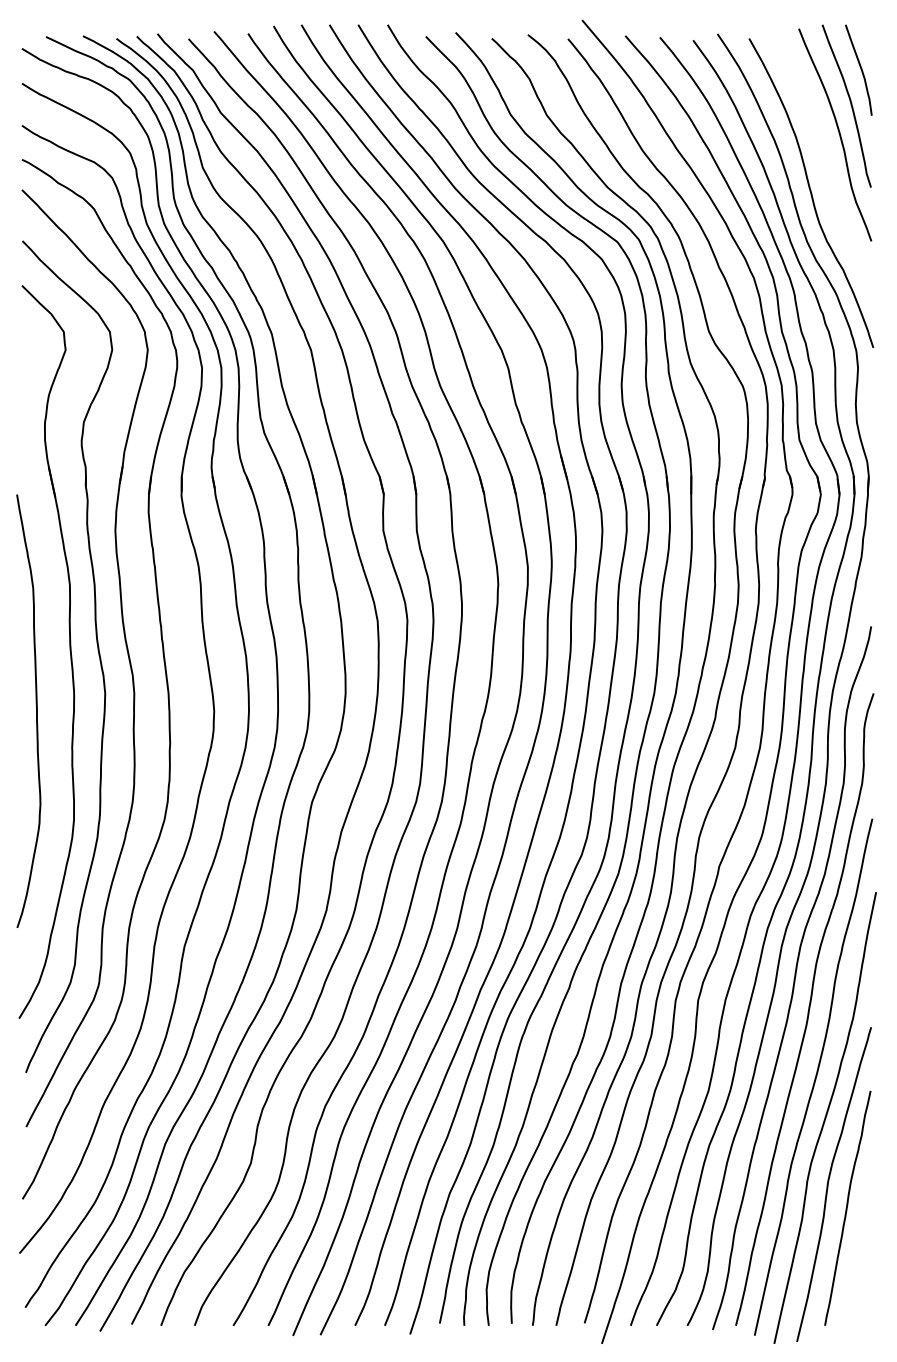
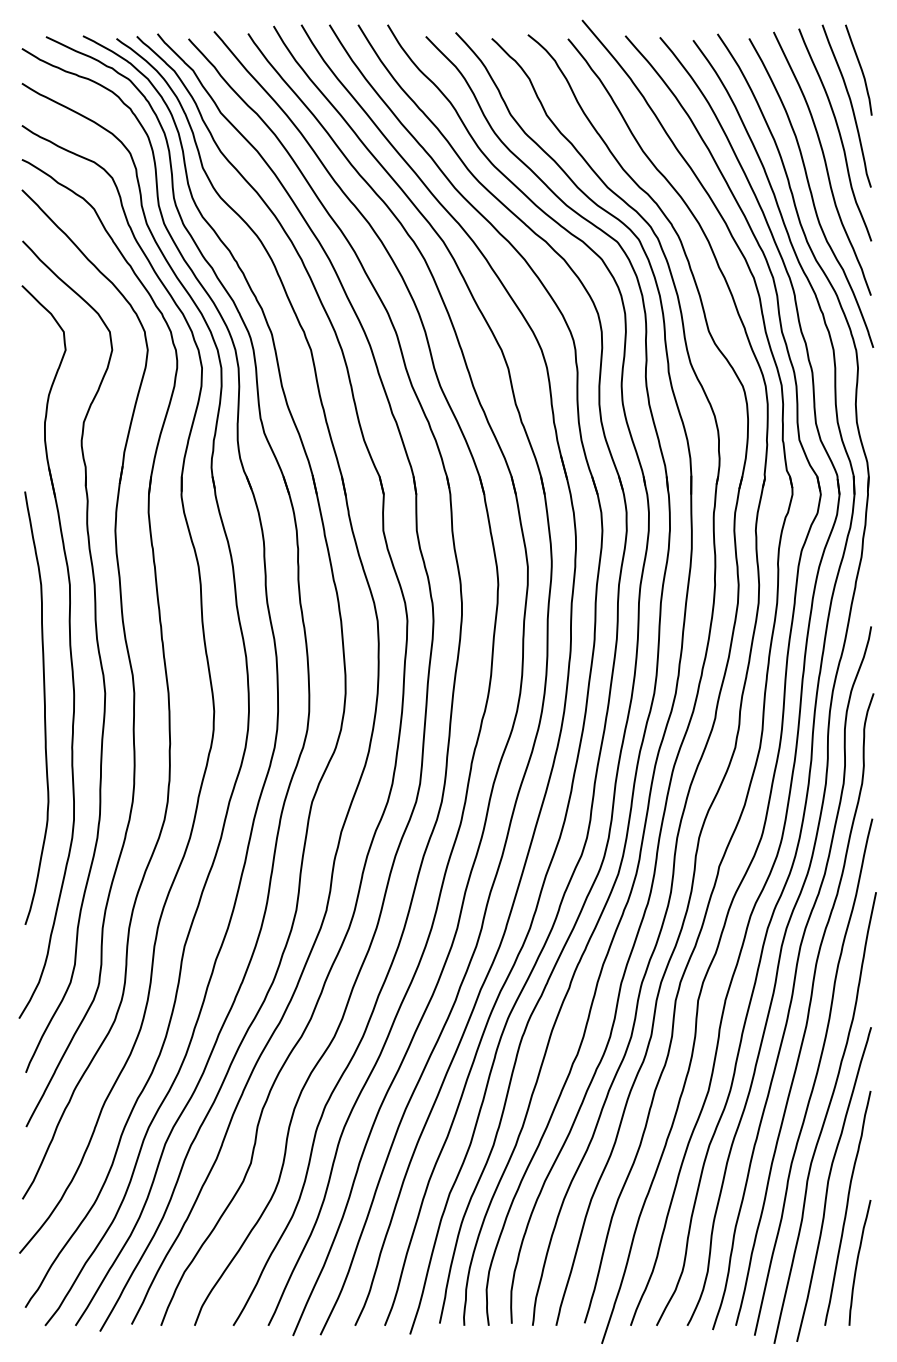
curve: none -> present (824, 163)
curve position: (36, 710) -> (44, 707) (44, 707)
curve: none -> present (858, 1261)
